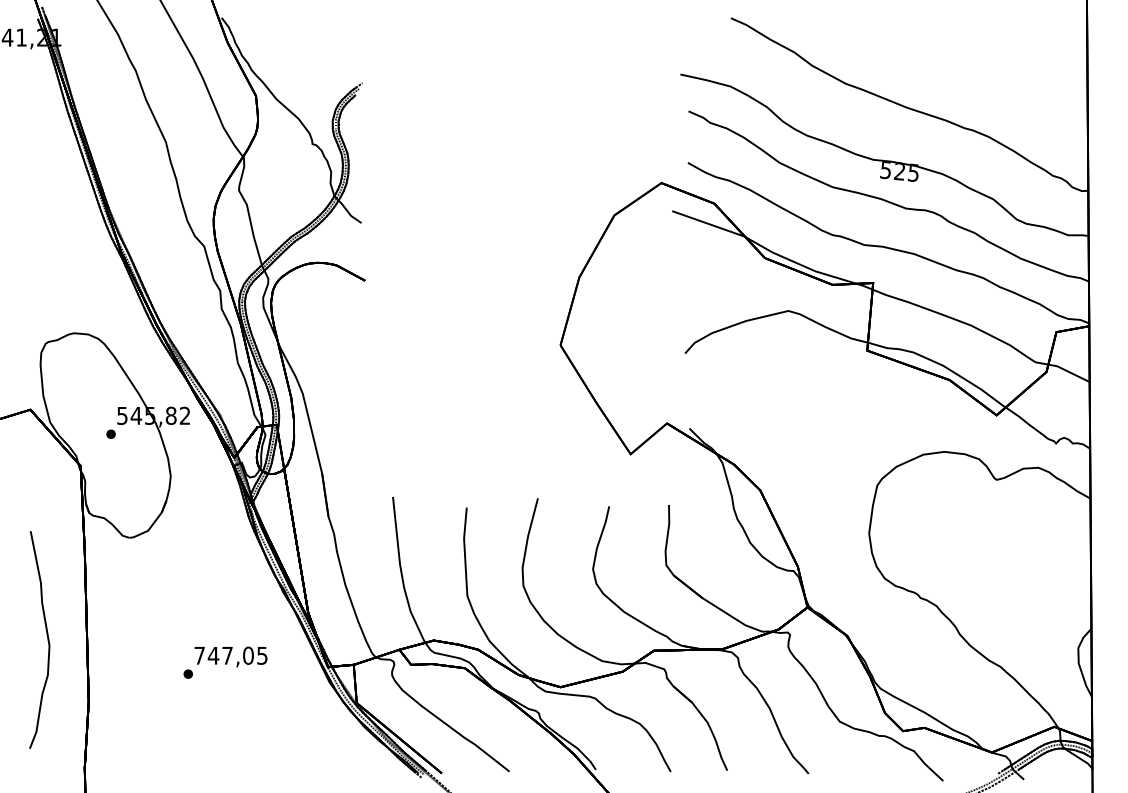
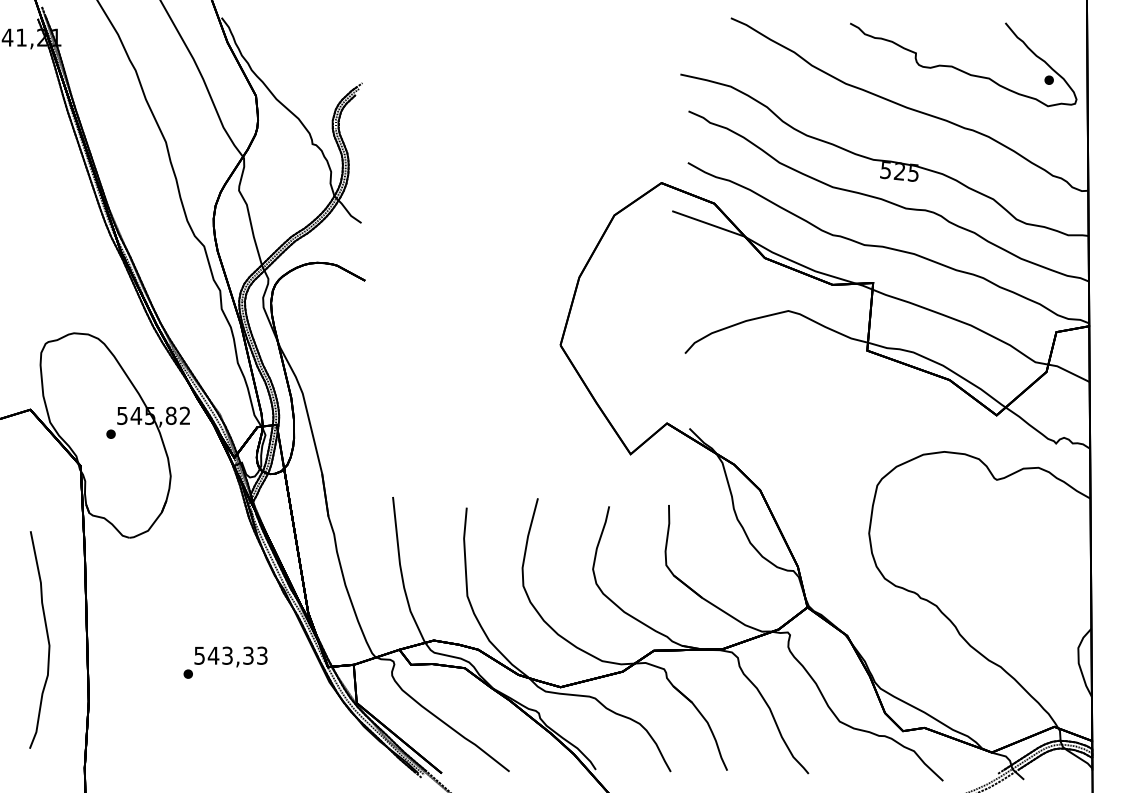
part: none -> present (963, 64)
text: 747,05 -> 543,33 (230, 655)
